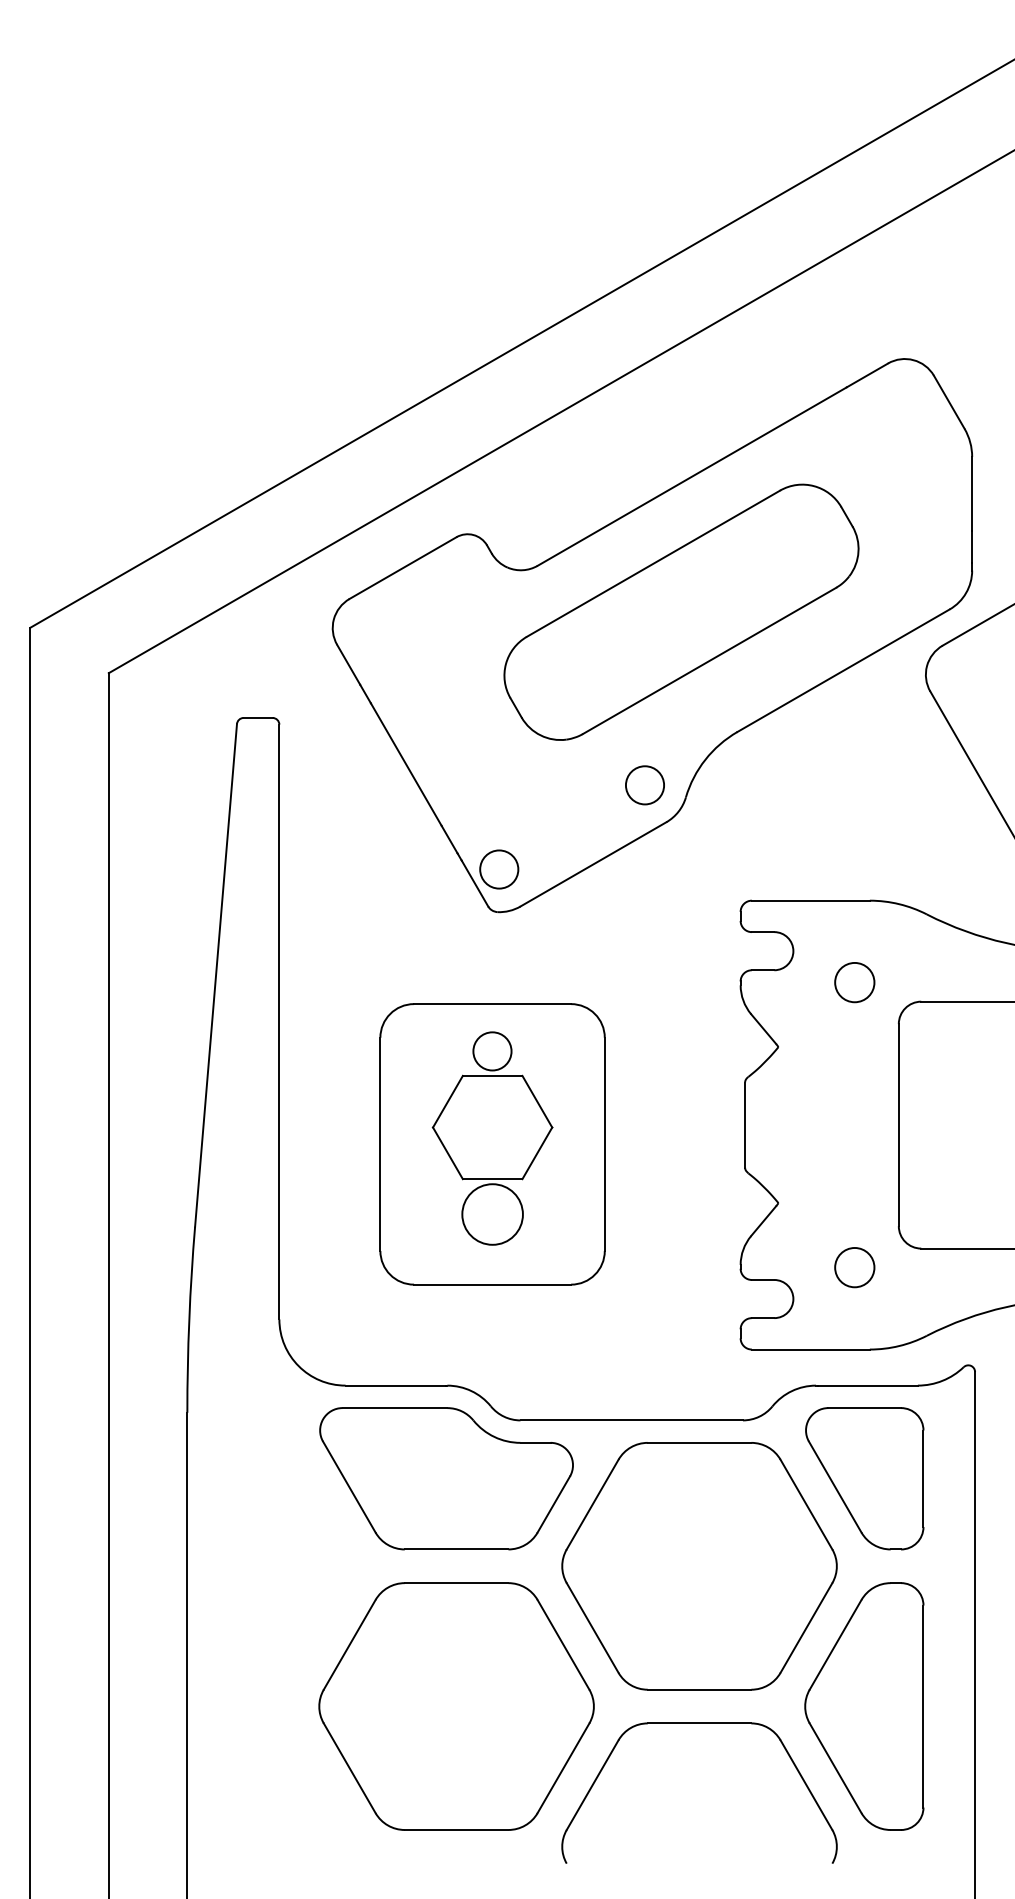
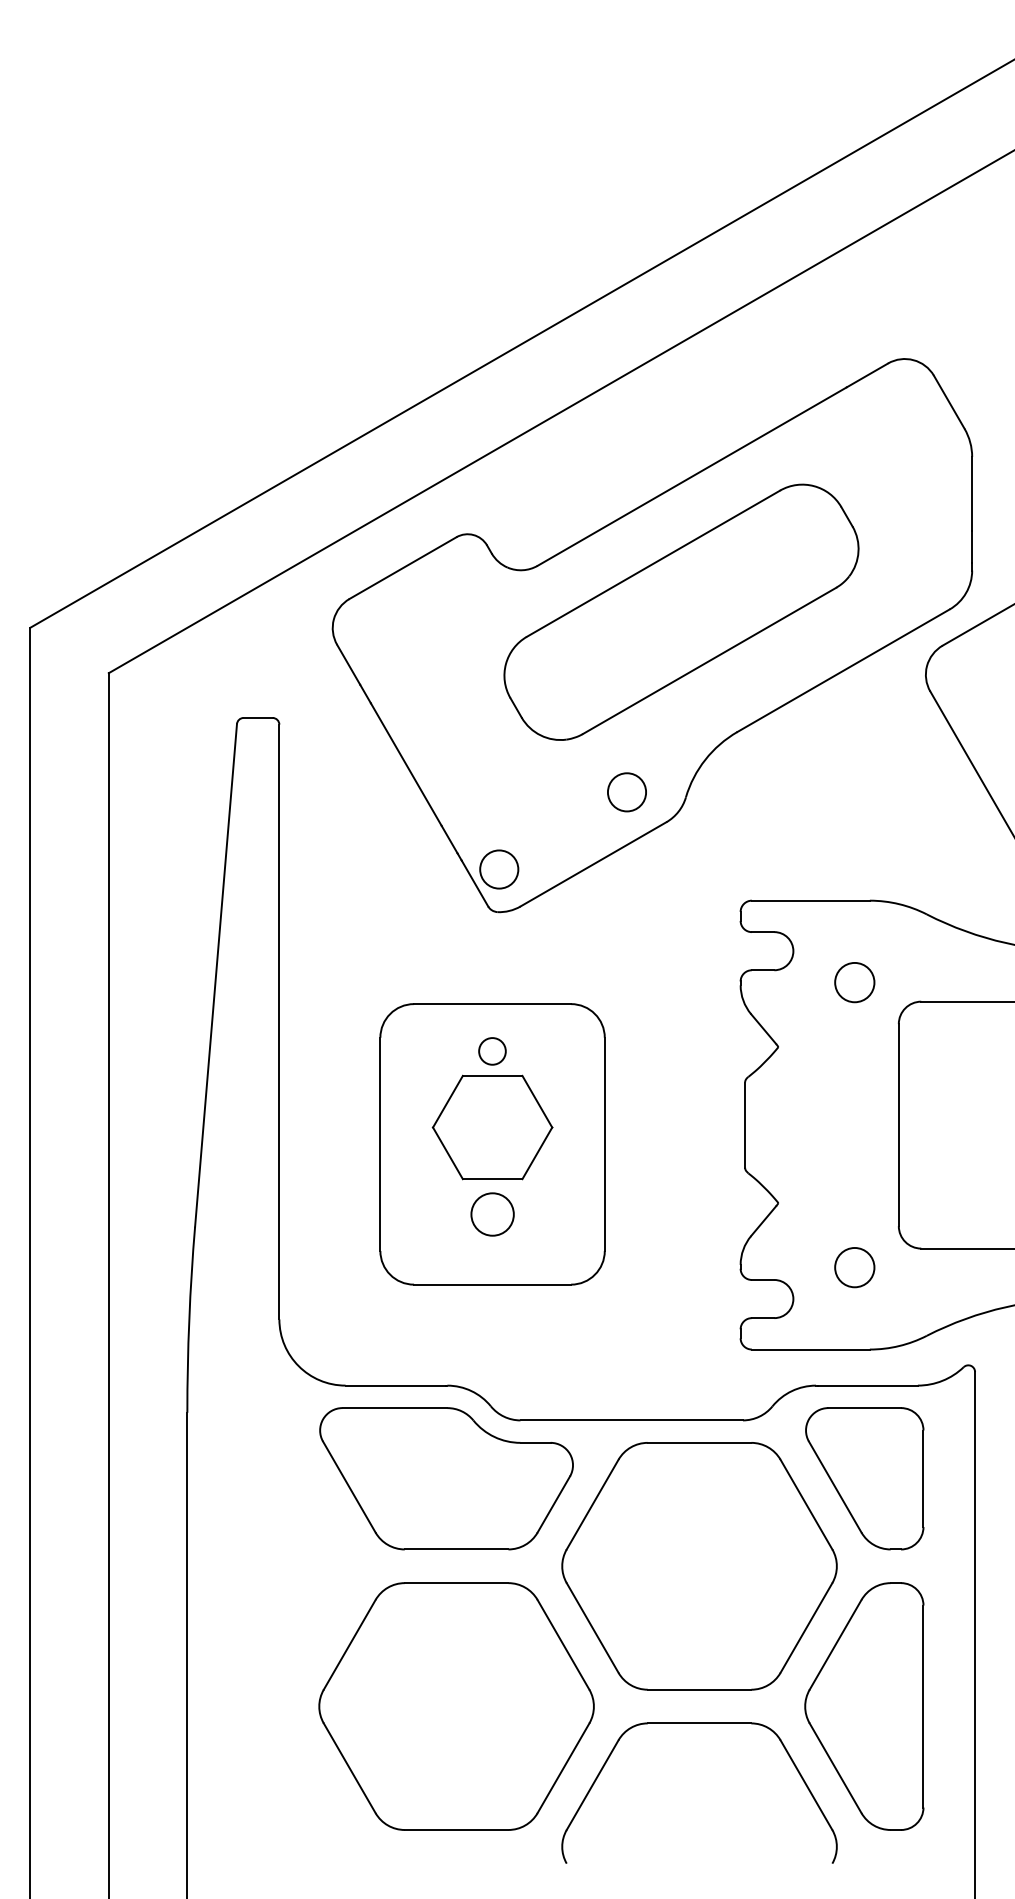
circle position: (644, 785) -> (626, 792) (626, 792)
circle diameter: 38 px -> 27 px (492, 1051)
circle diameter: 61 px -> 42 px (492, 1214)
